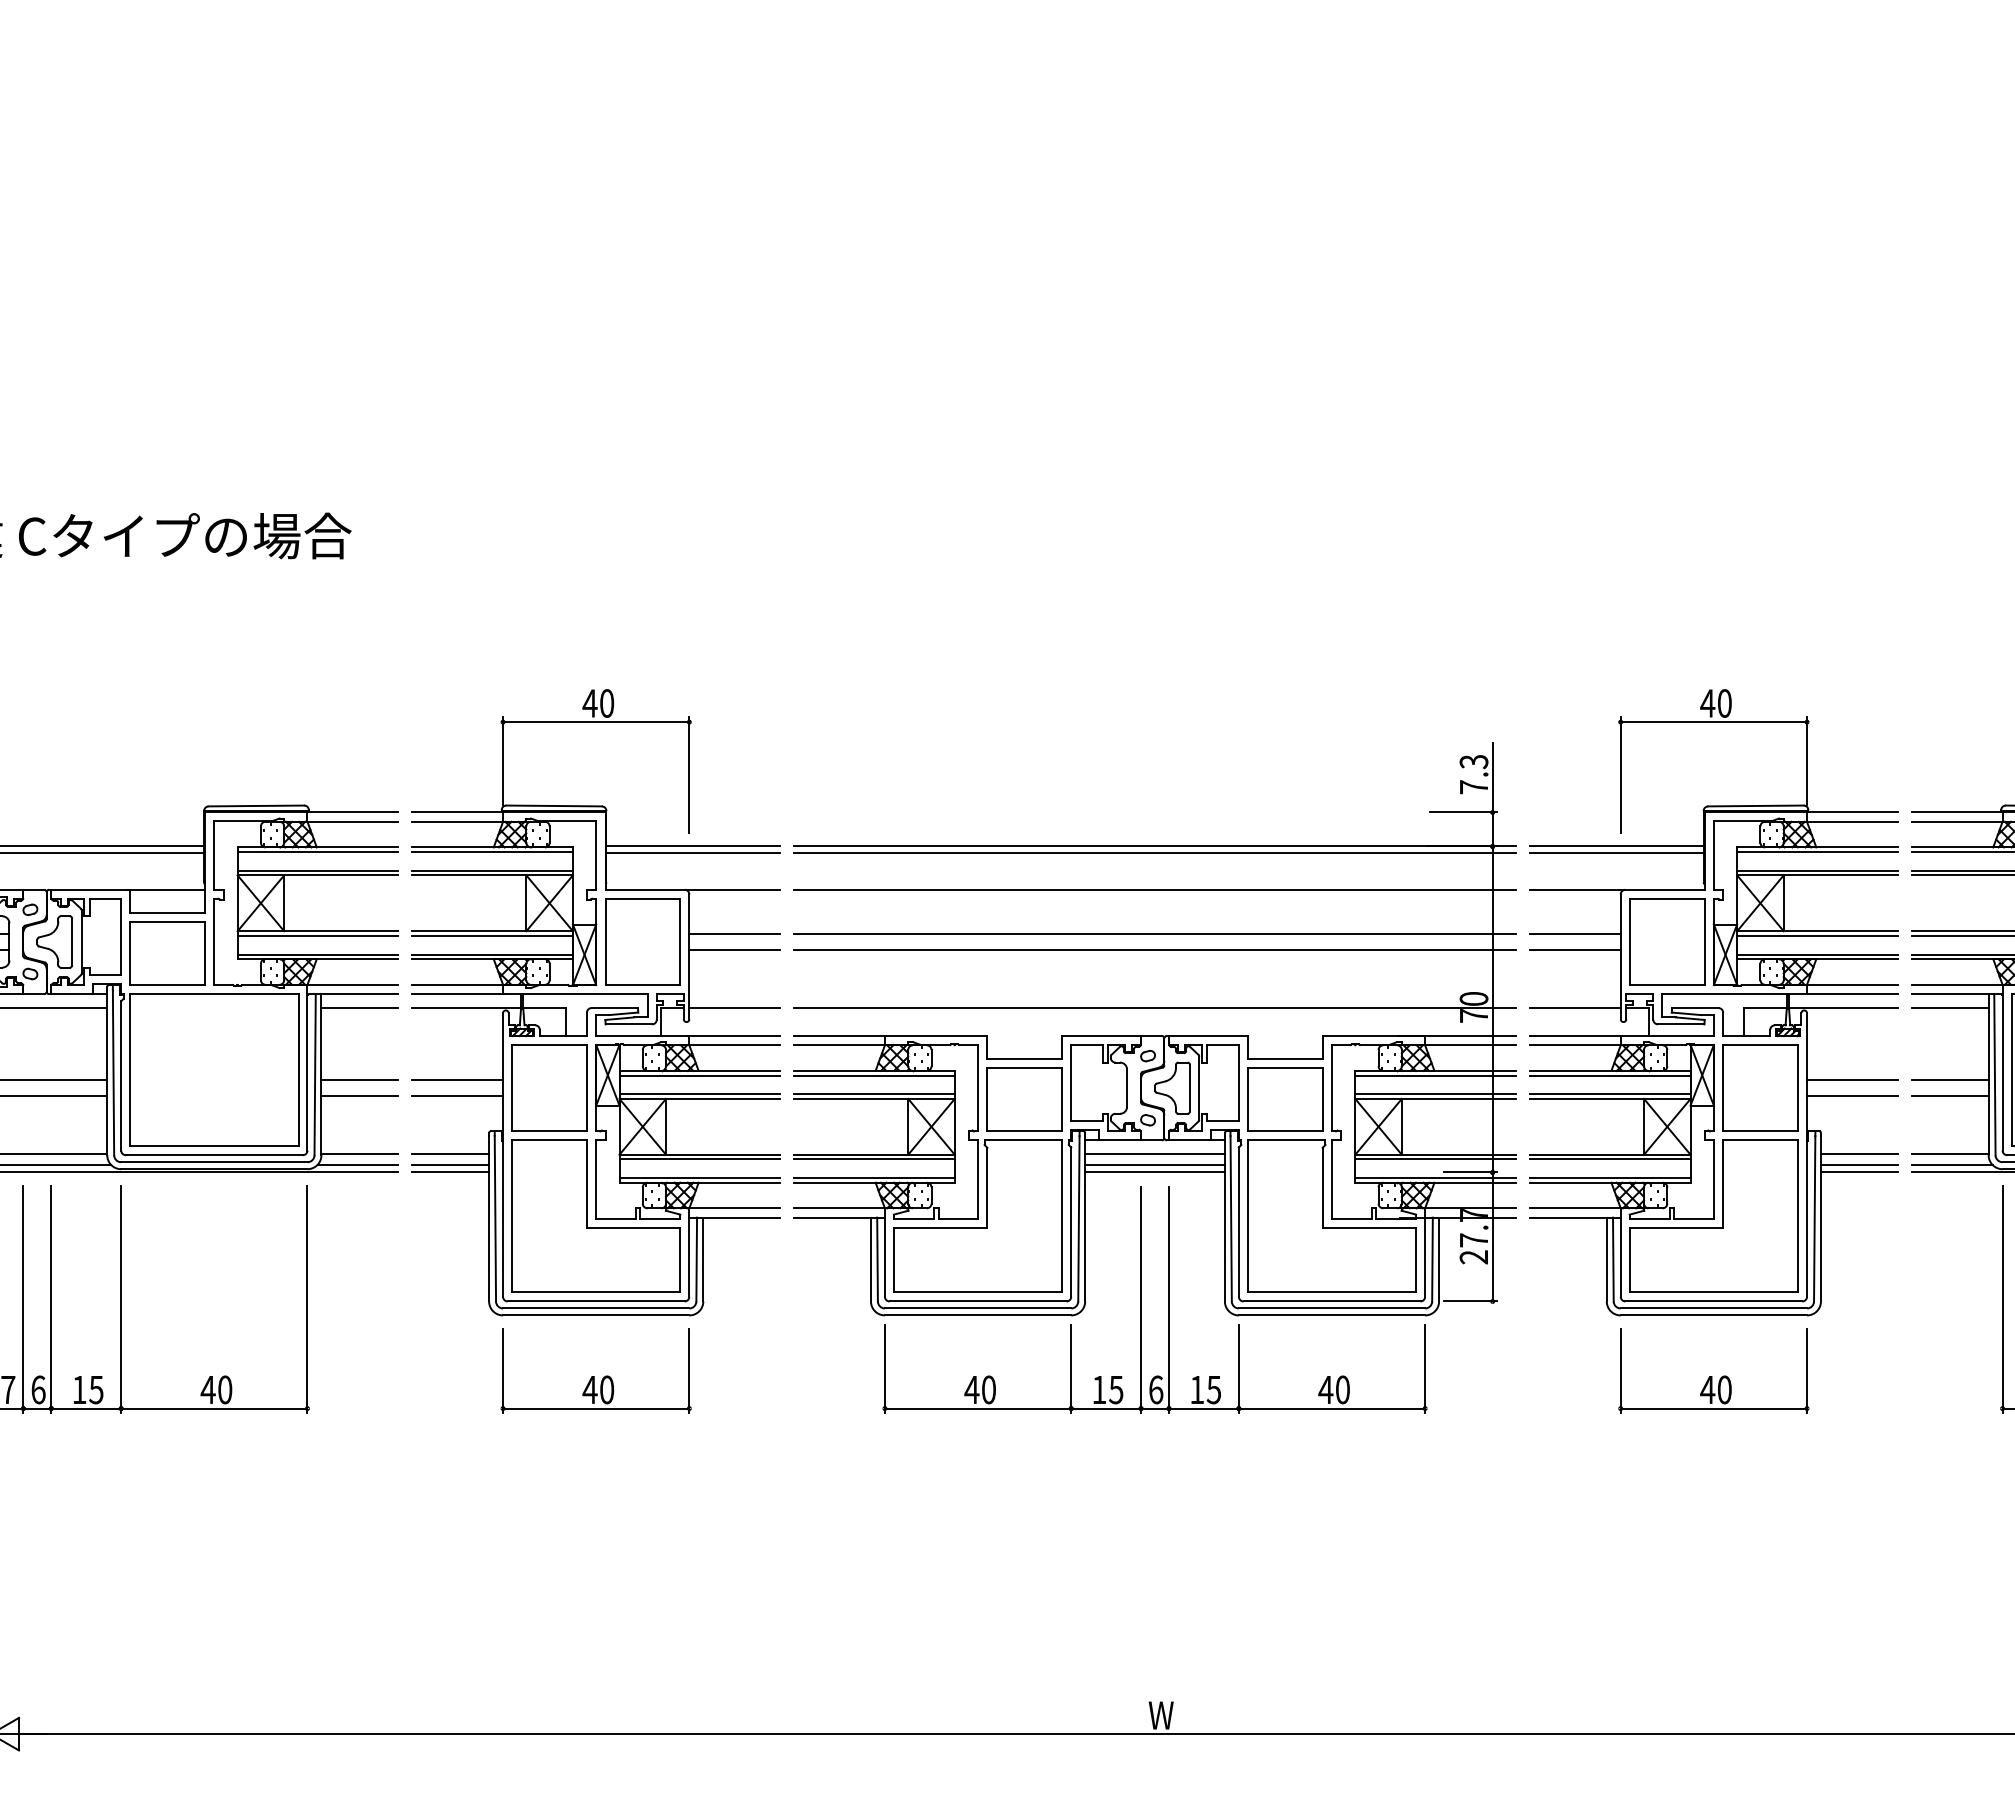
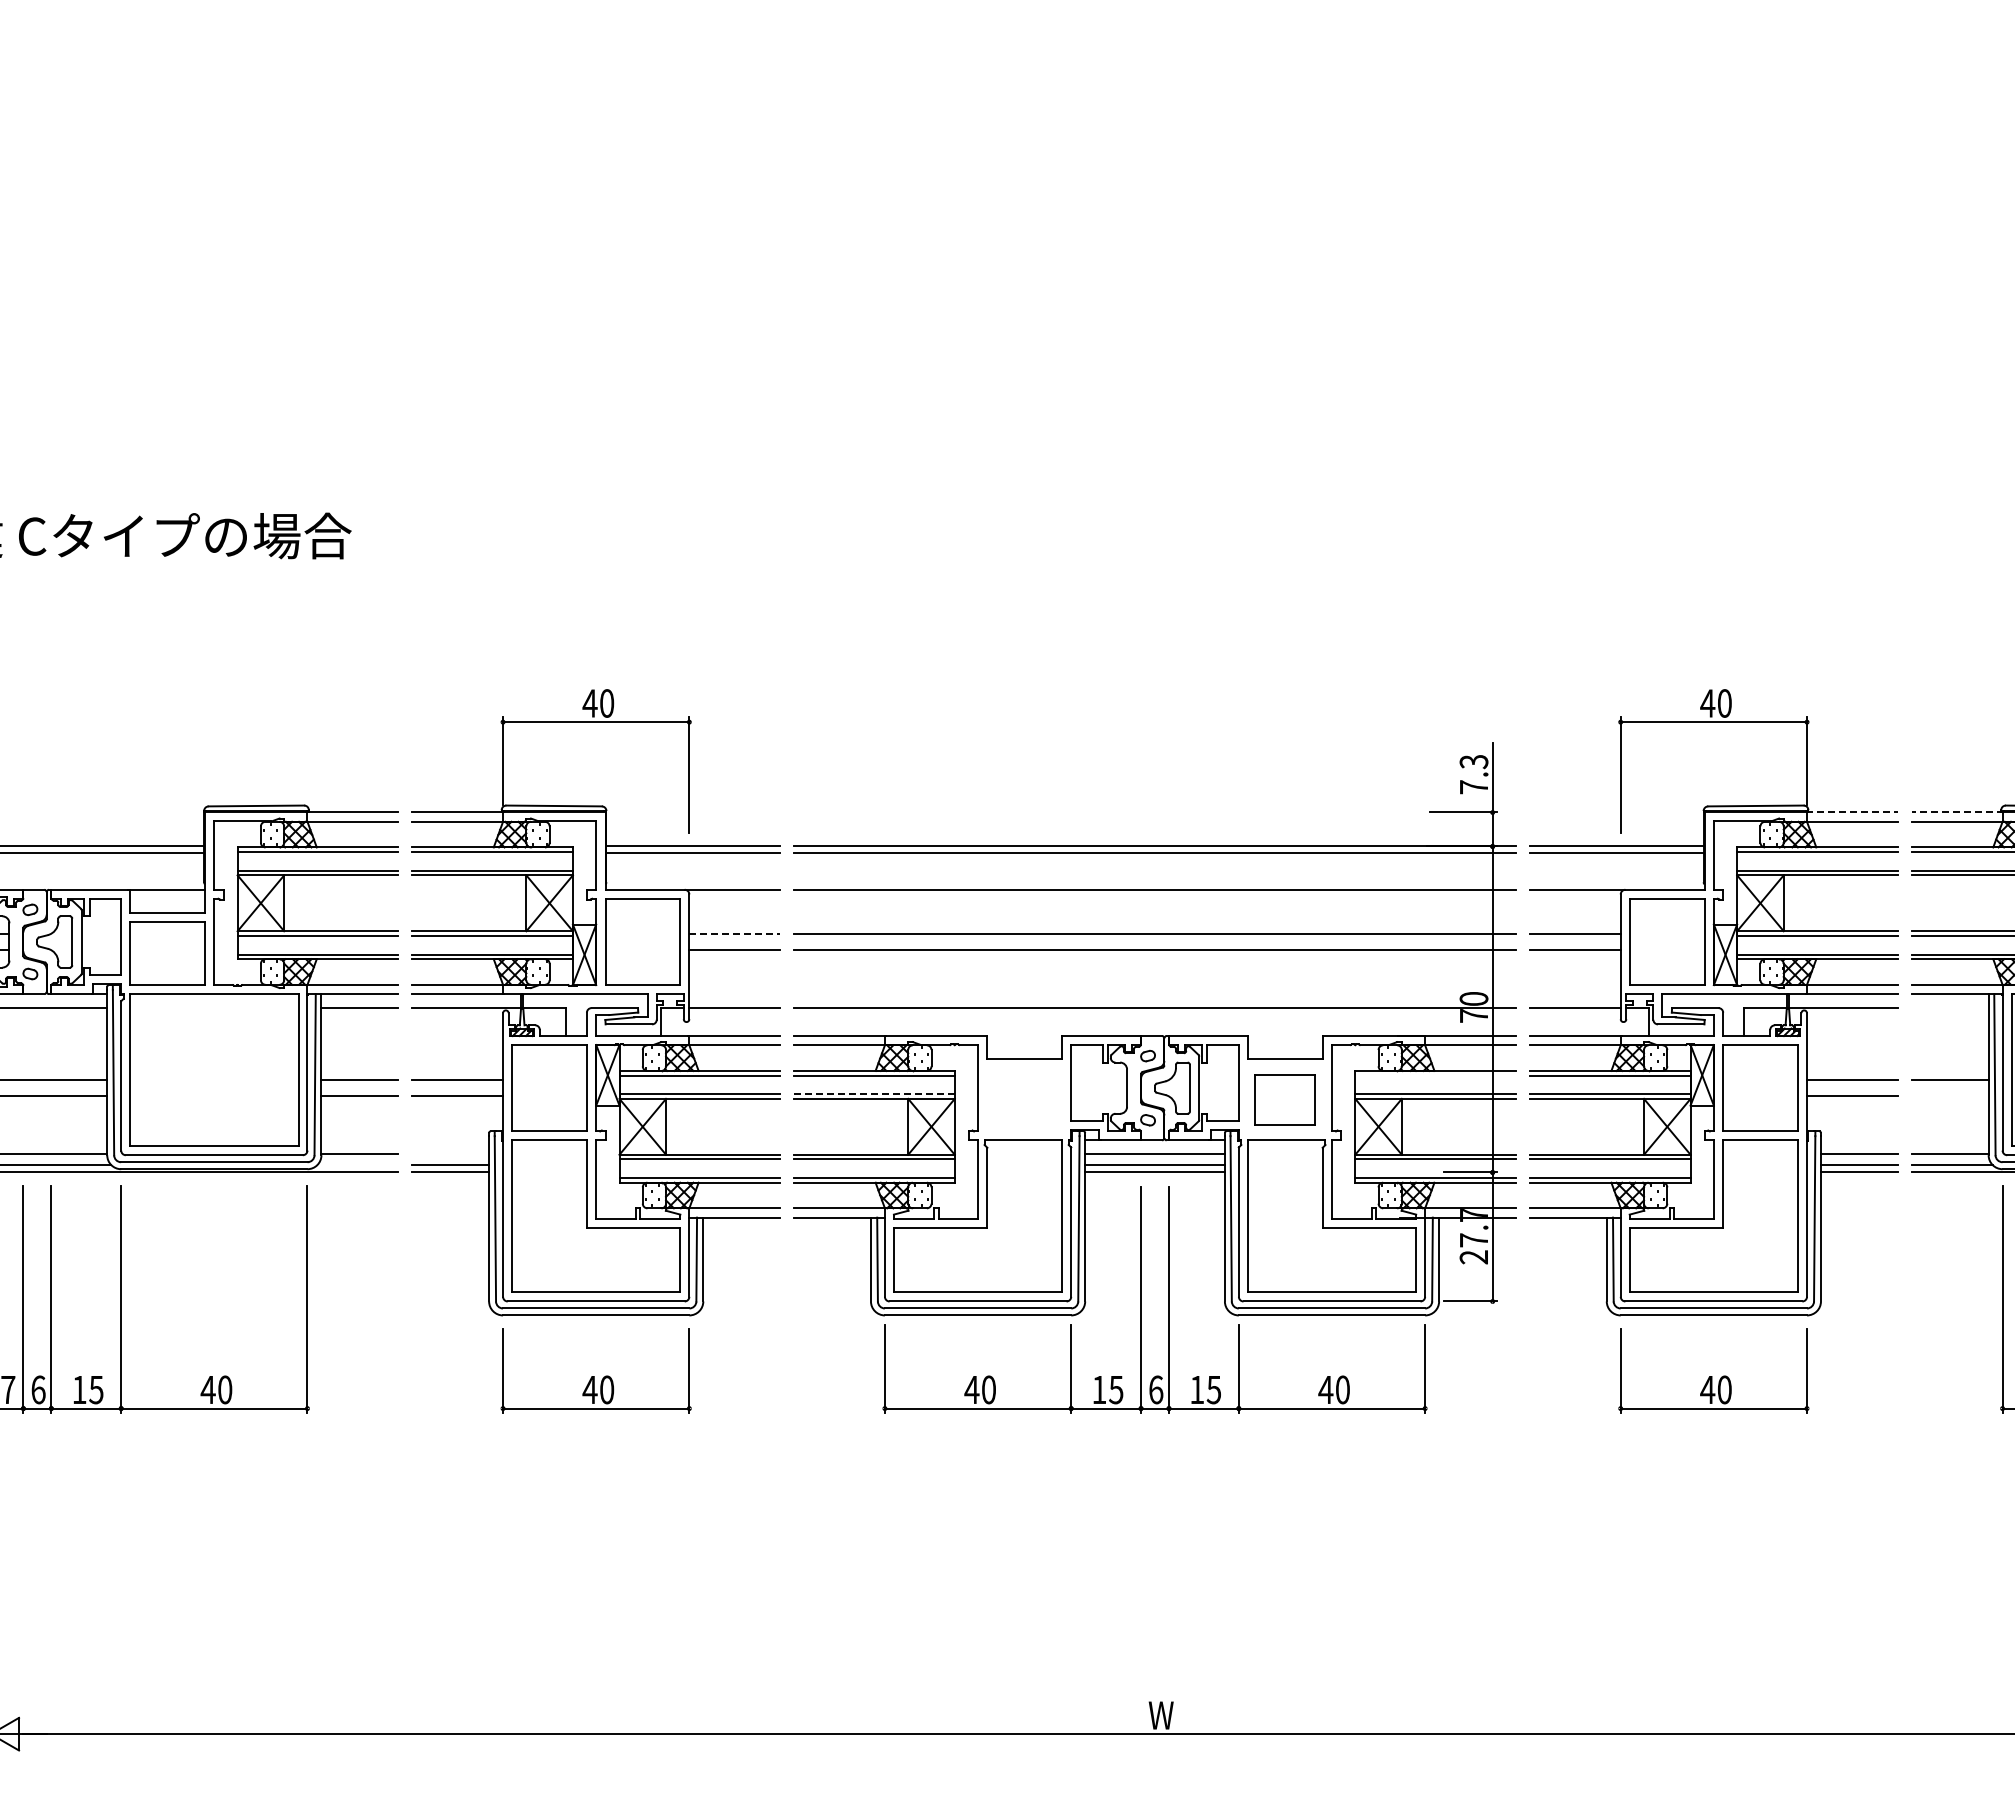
line: solid -> dashed (1852, 812)
line: solid -> dashed (1957, 812)
line: solid -> dashed (735, 934)
line: present -> none (1949, 1008)
line: present -> none (1435, 1075)
line: solid -> dashed (873, 1094)
line: present -> none (1949, 1096)
part: present -> none (1024, 1099)
part size: 77x65 px -> 62x52 px (1284, 1099)
line: present -> none (450, 1154)
line: present -> none (357, 1164)
